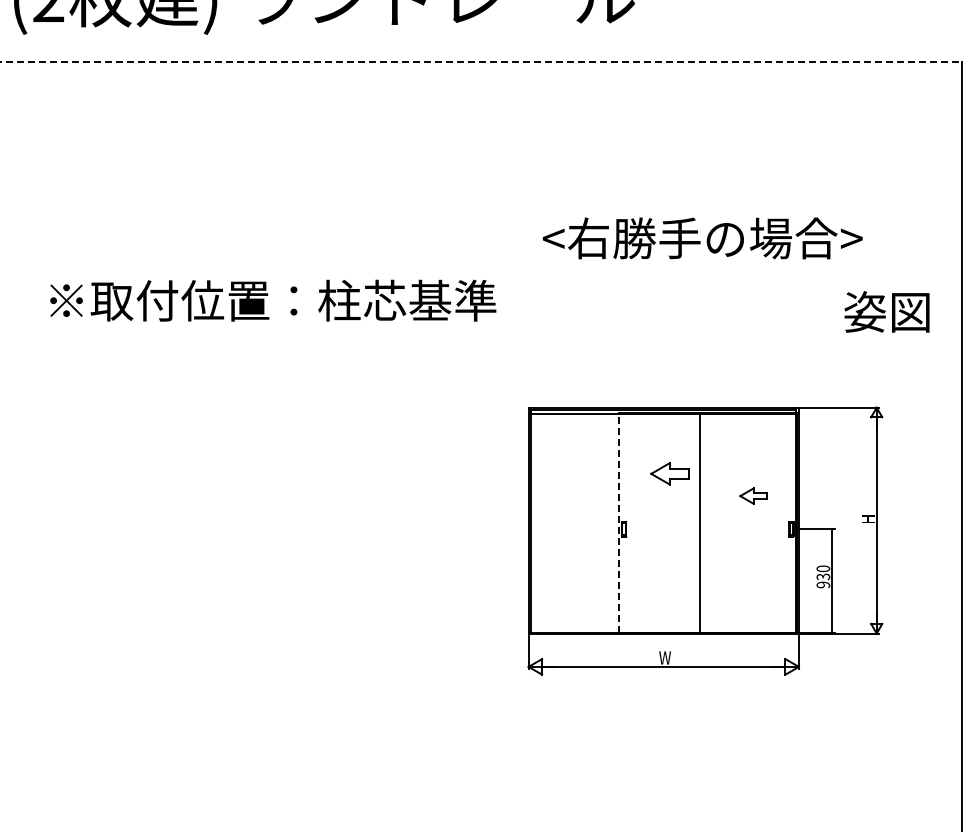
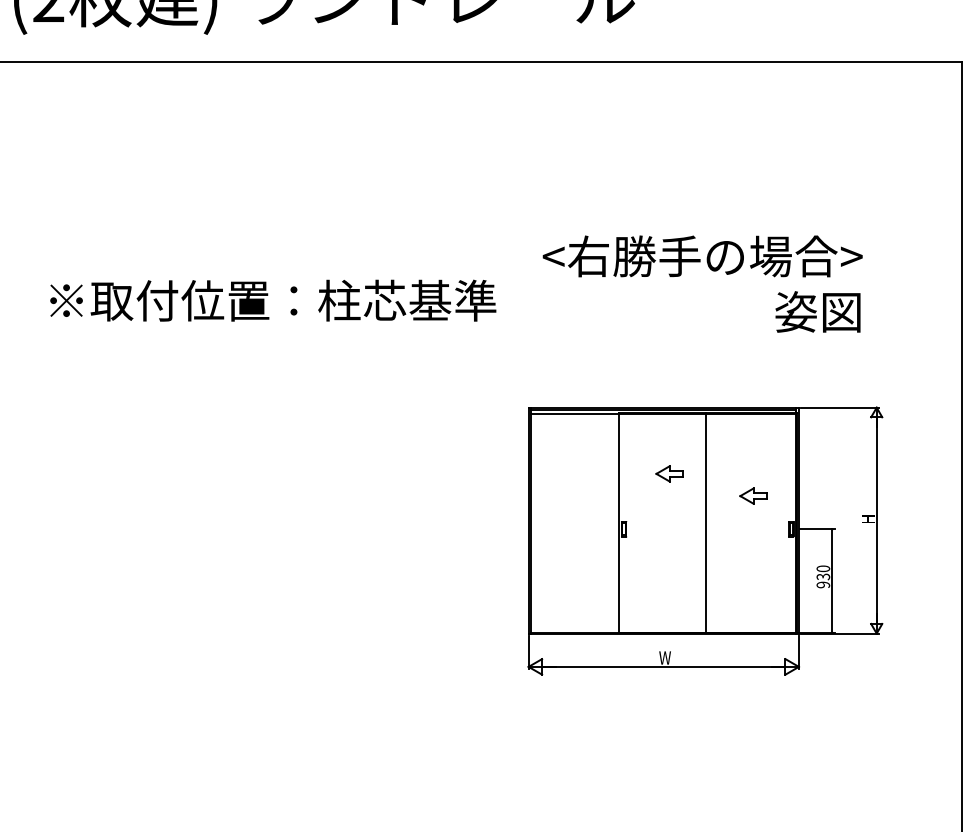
line: dashed -> solid (481, 62)
text position: (702, 238) -> (702, 256) (702, 256)
text position: (886, 311) -> (817, 311) (817, 311)
part size: 40x24 px -> 29x18 px (669, 473)
line: dashed -> solid (618, 522)
line position: (700, 522) -> (706, 522) (706, 522)
